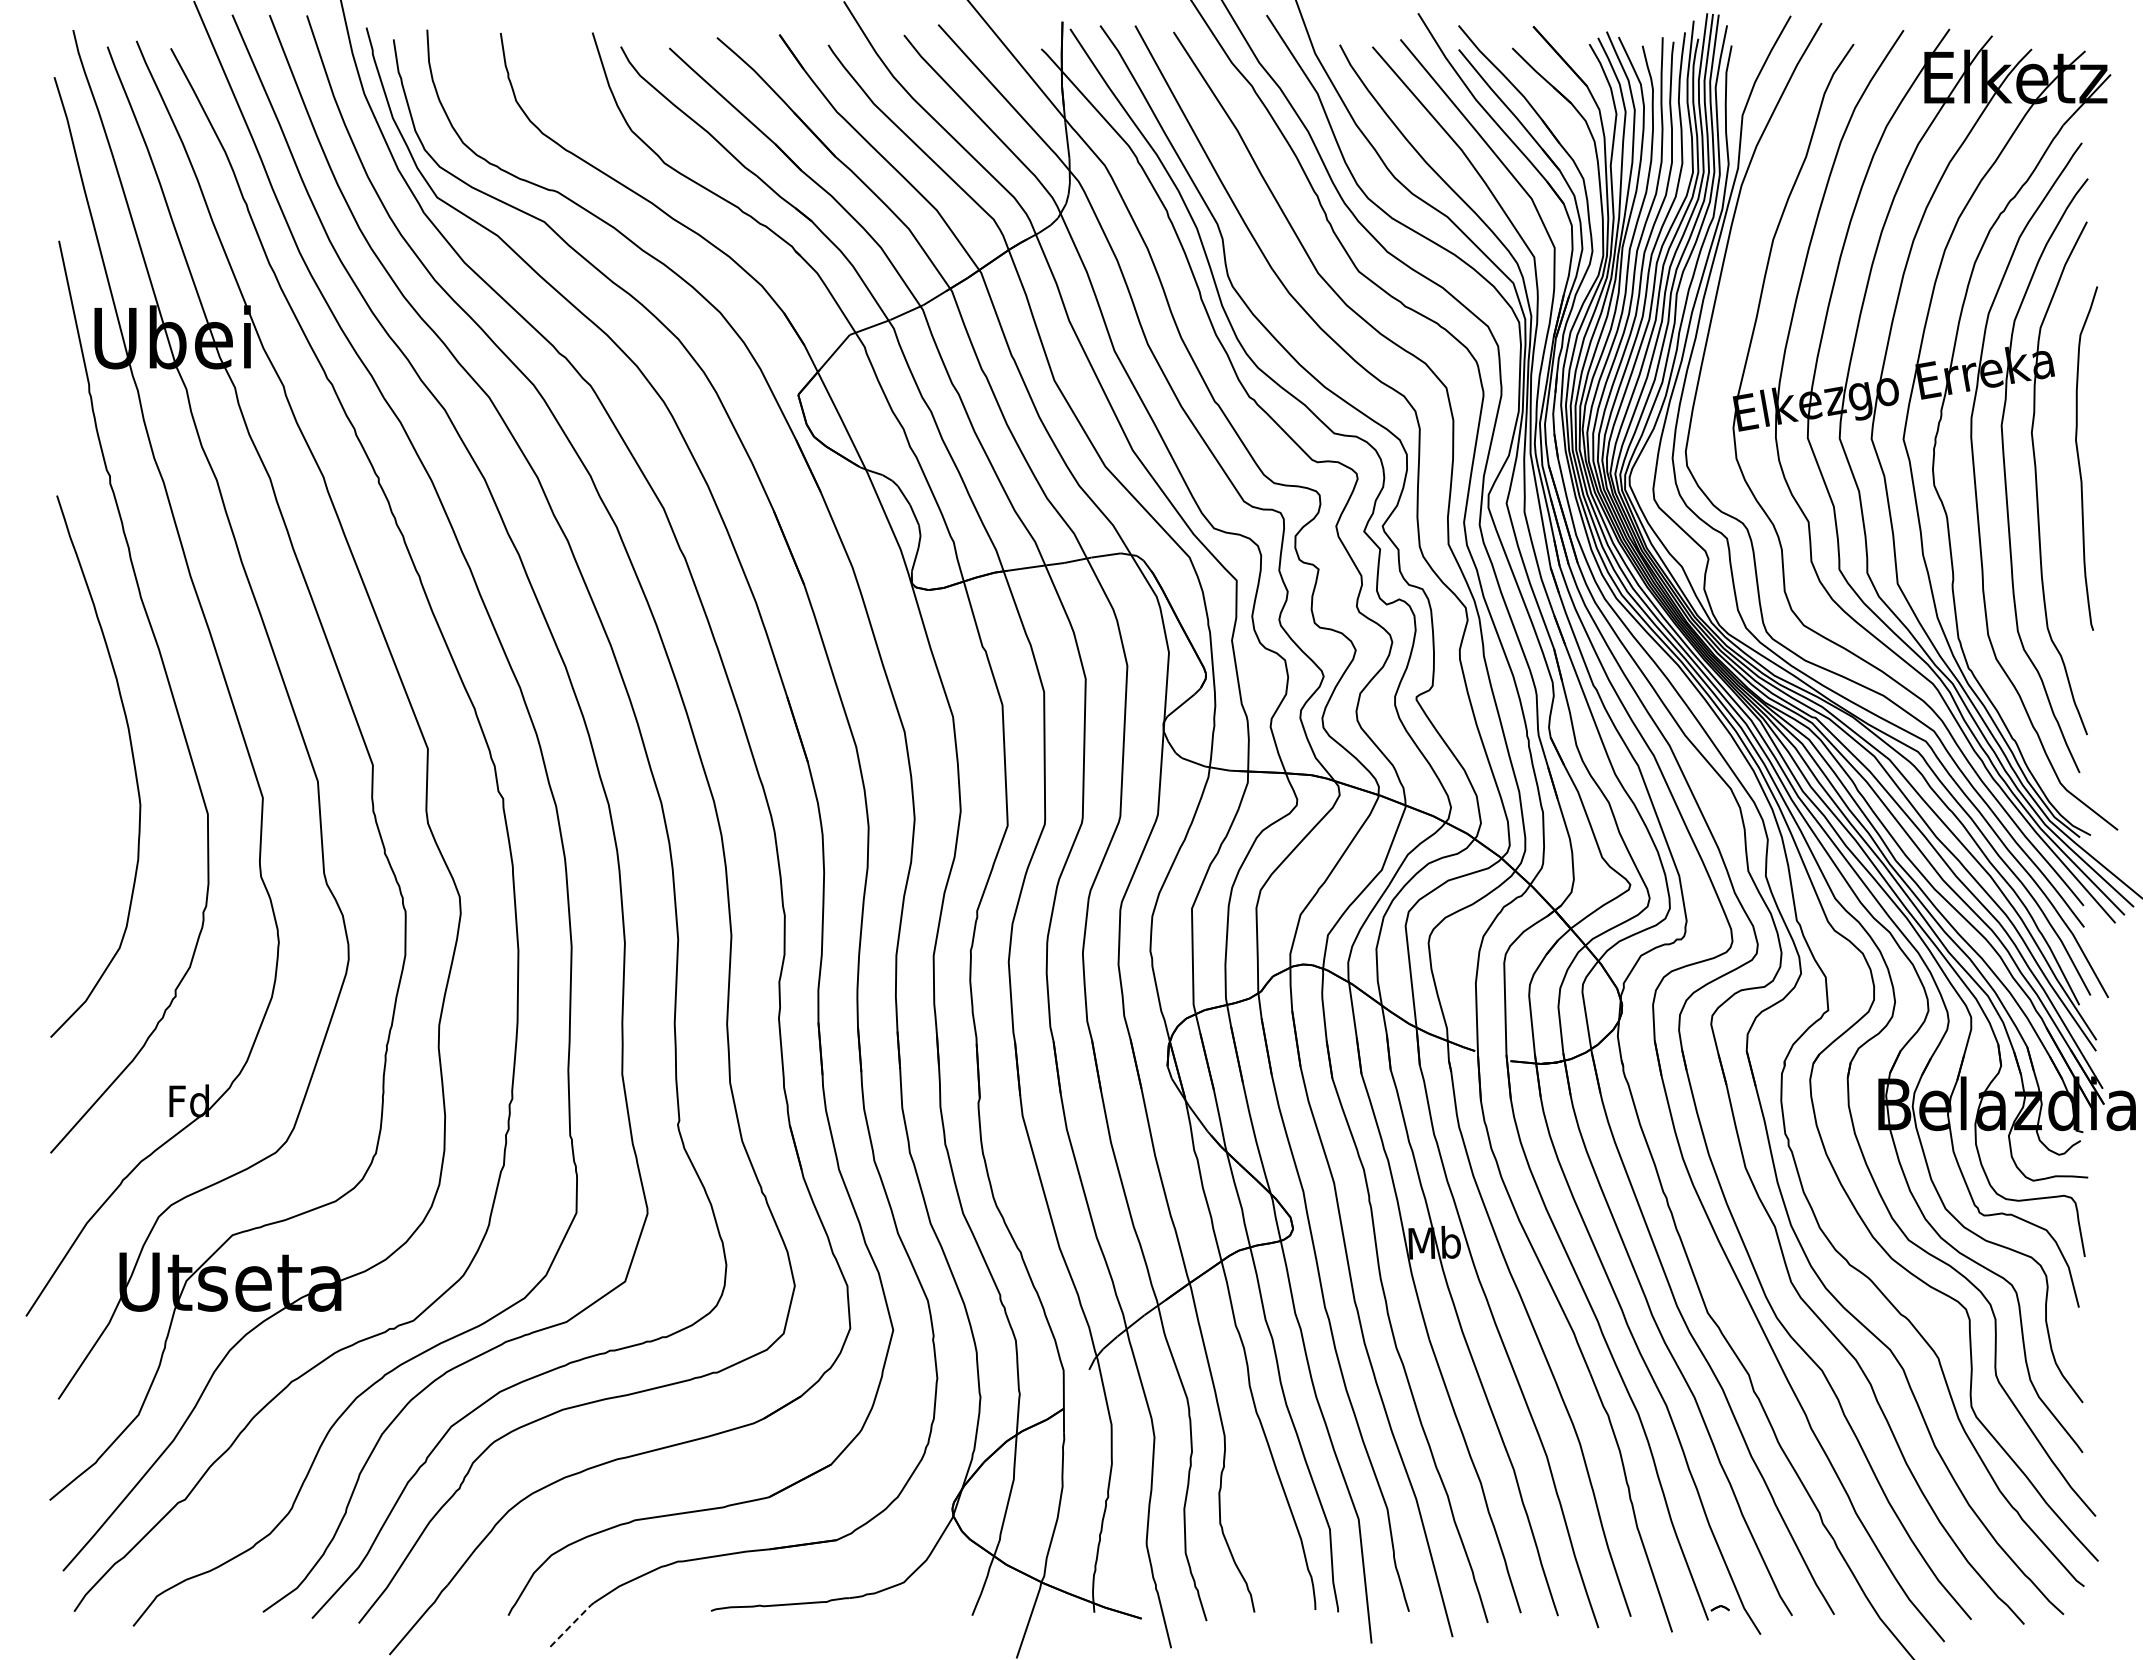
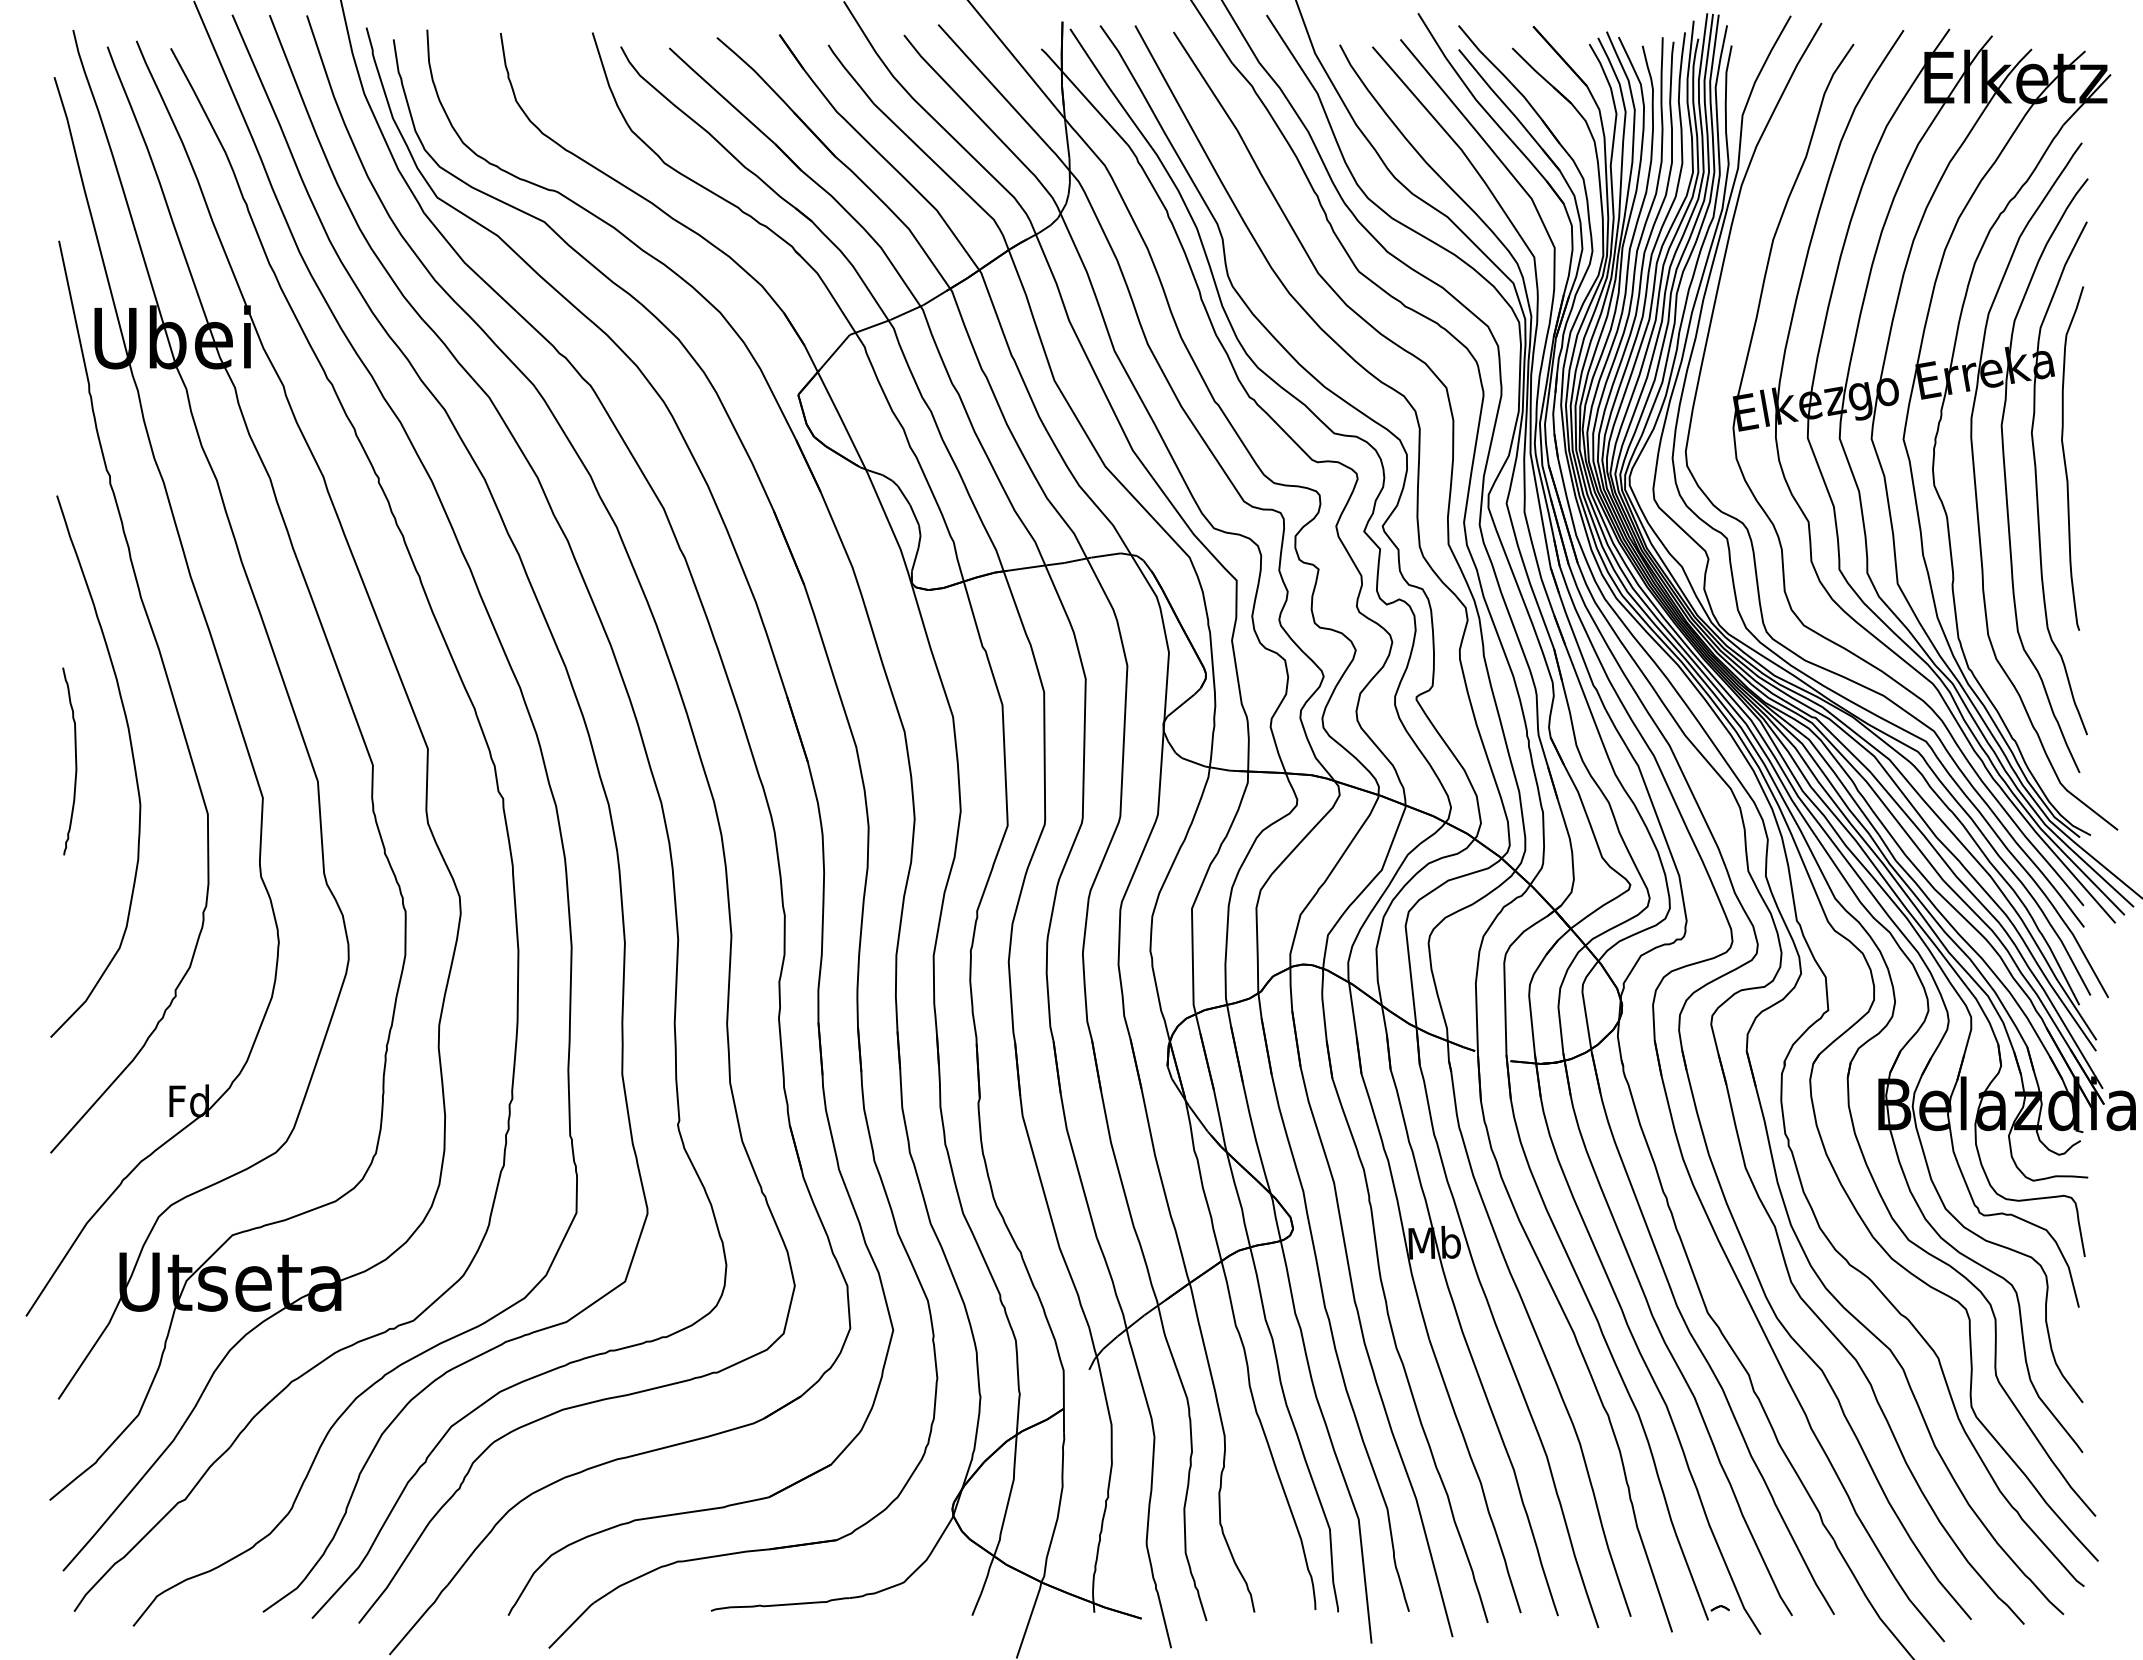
curve position: (2079, 458) -> (2065, 458) (2065, 458)
curve: none -> present (75, 761)
line: dashed -> solid (571, 1625)
